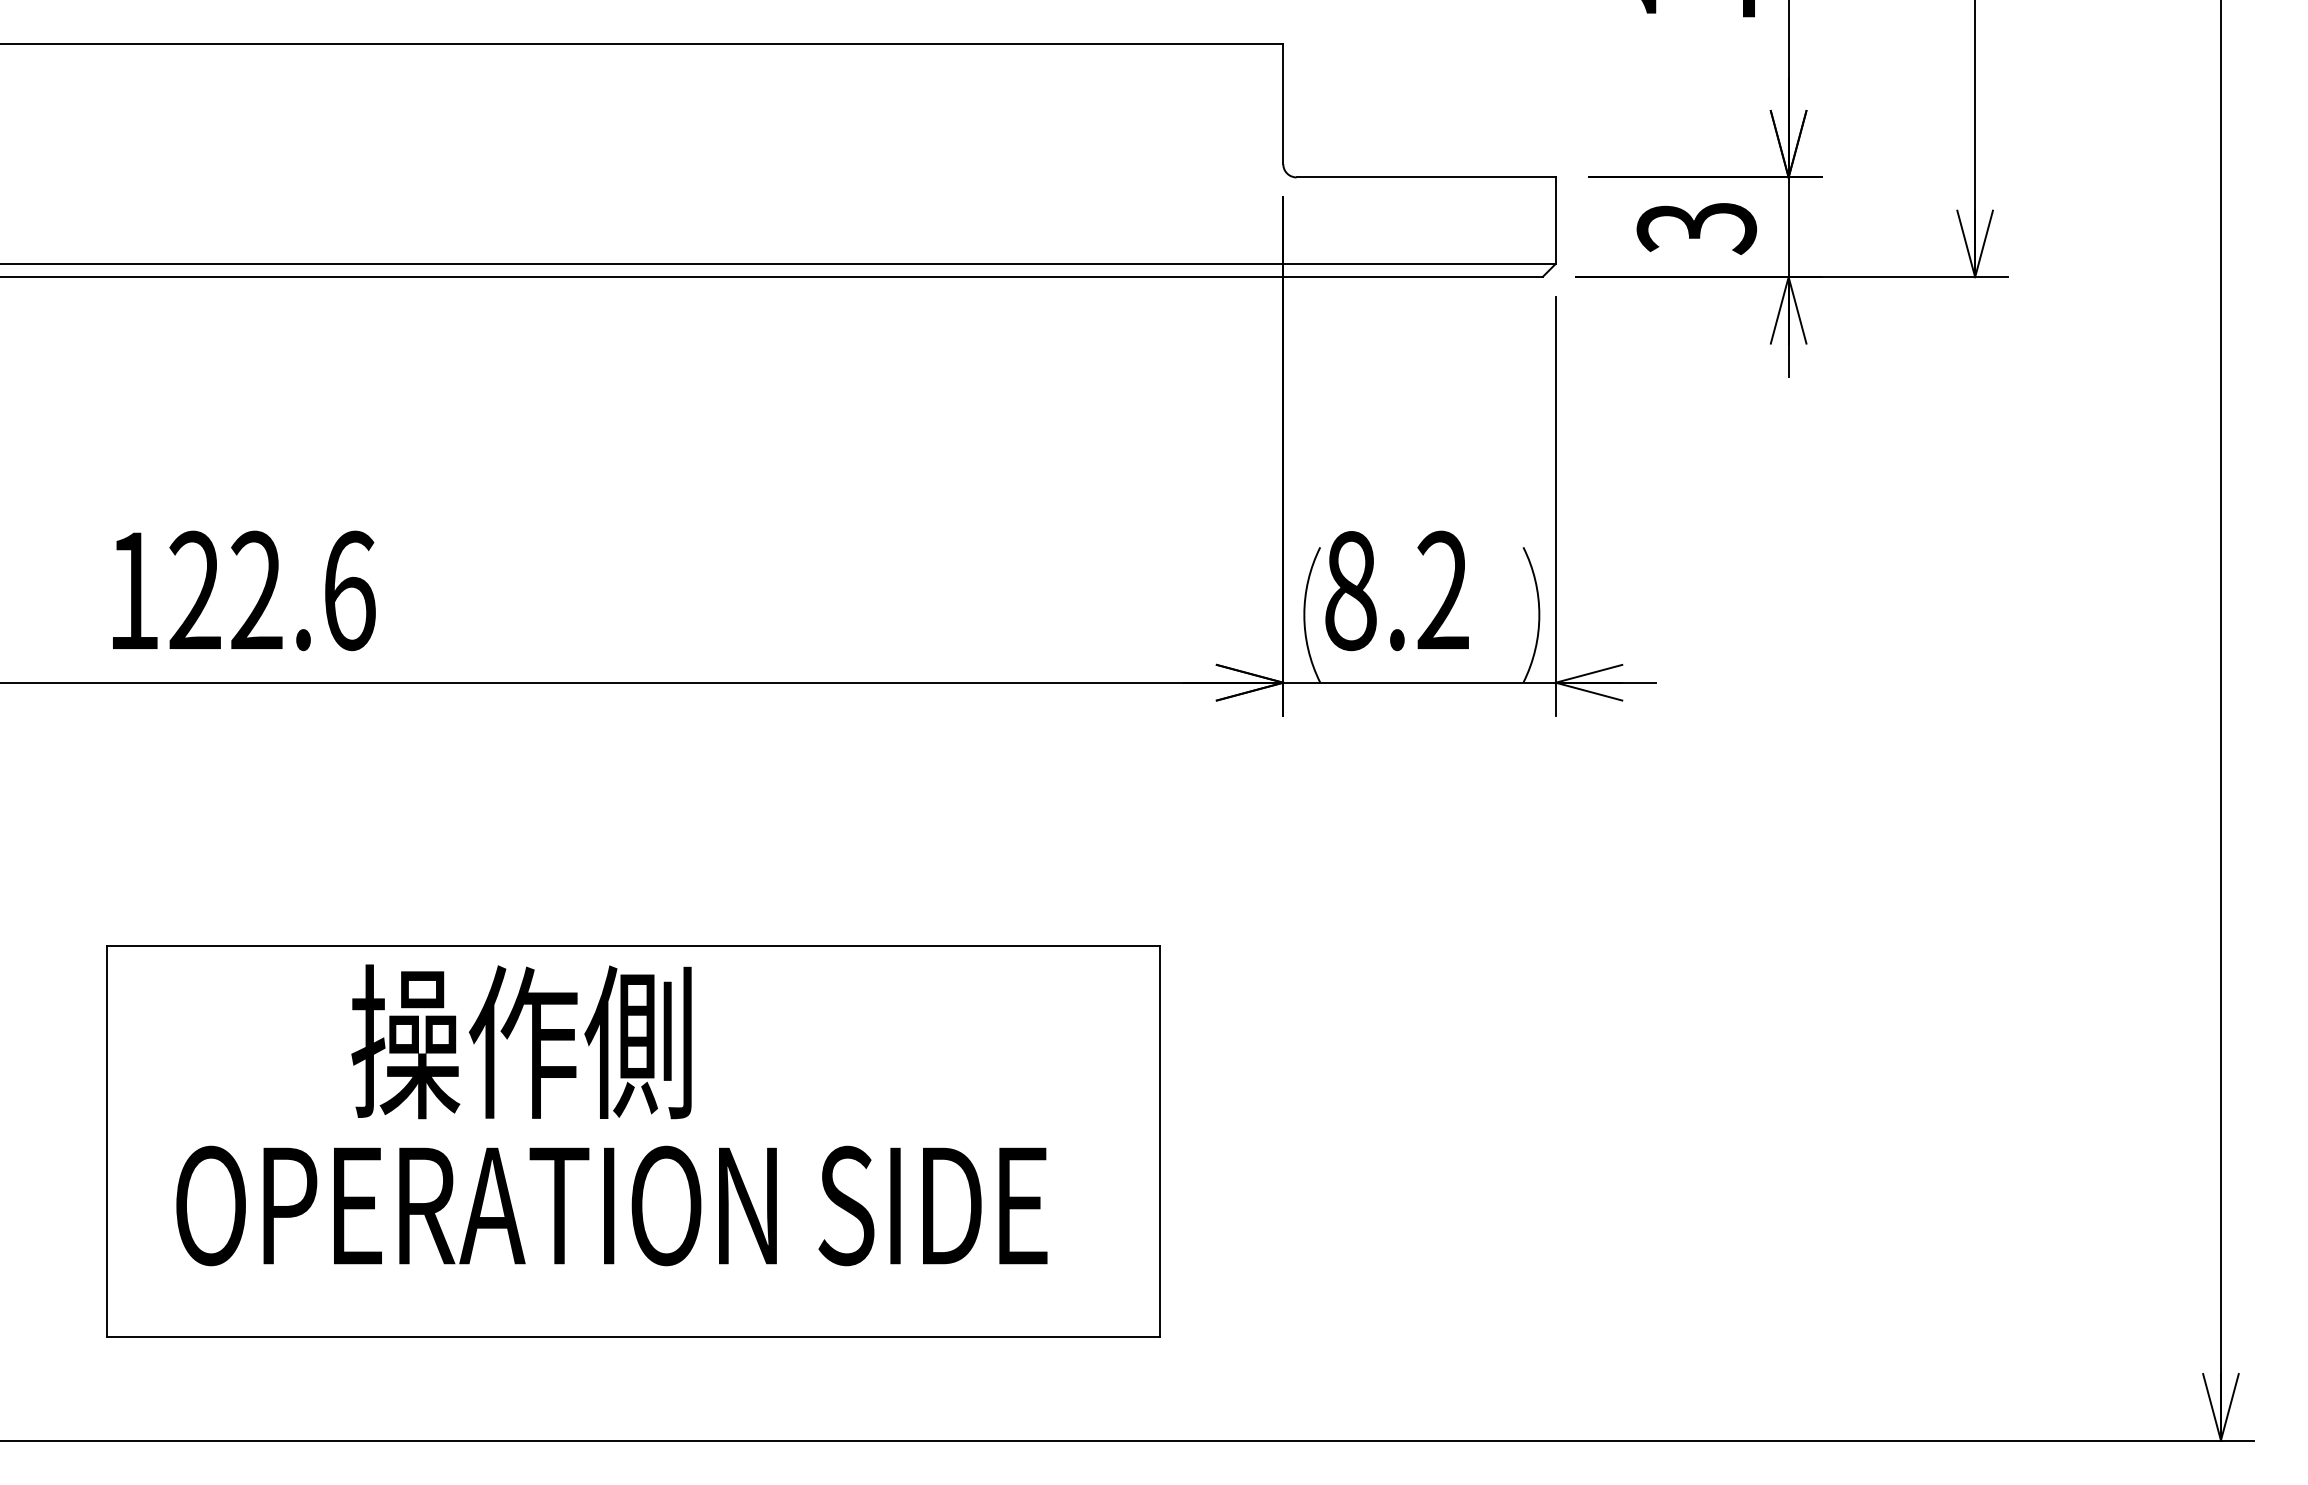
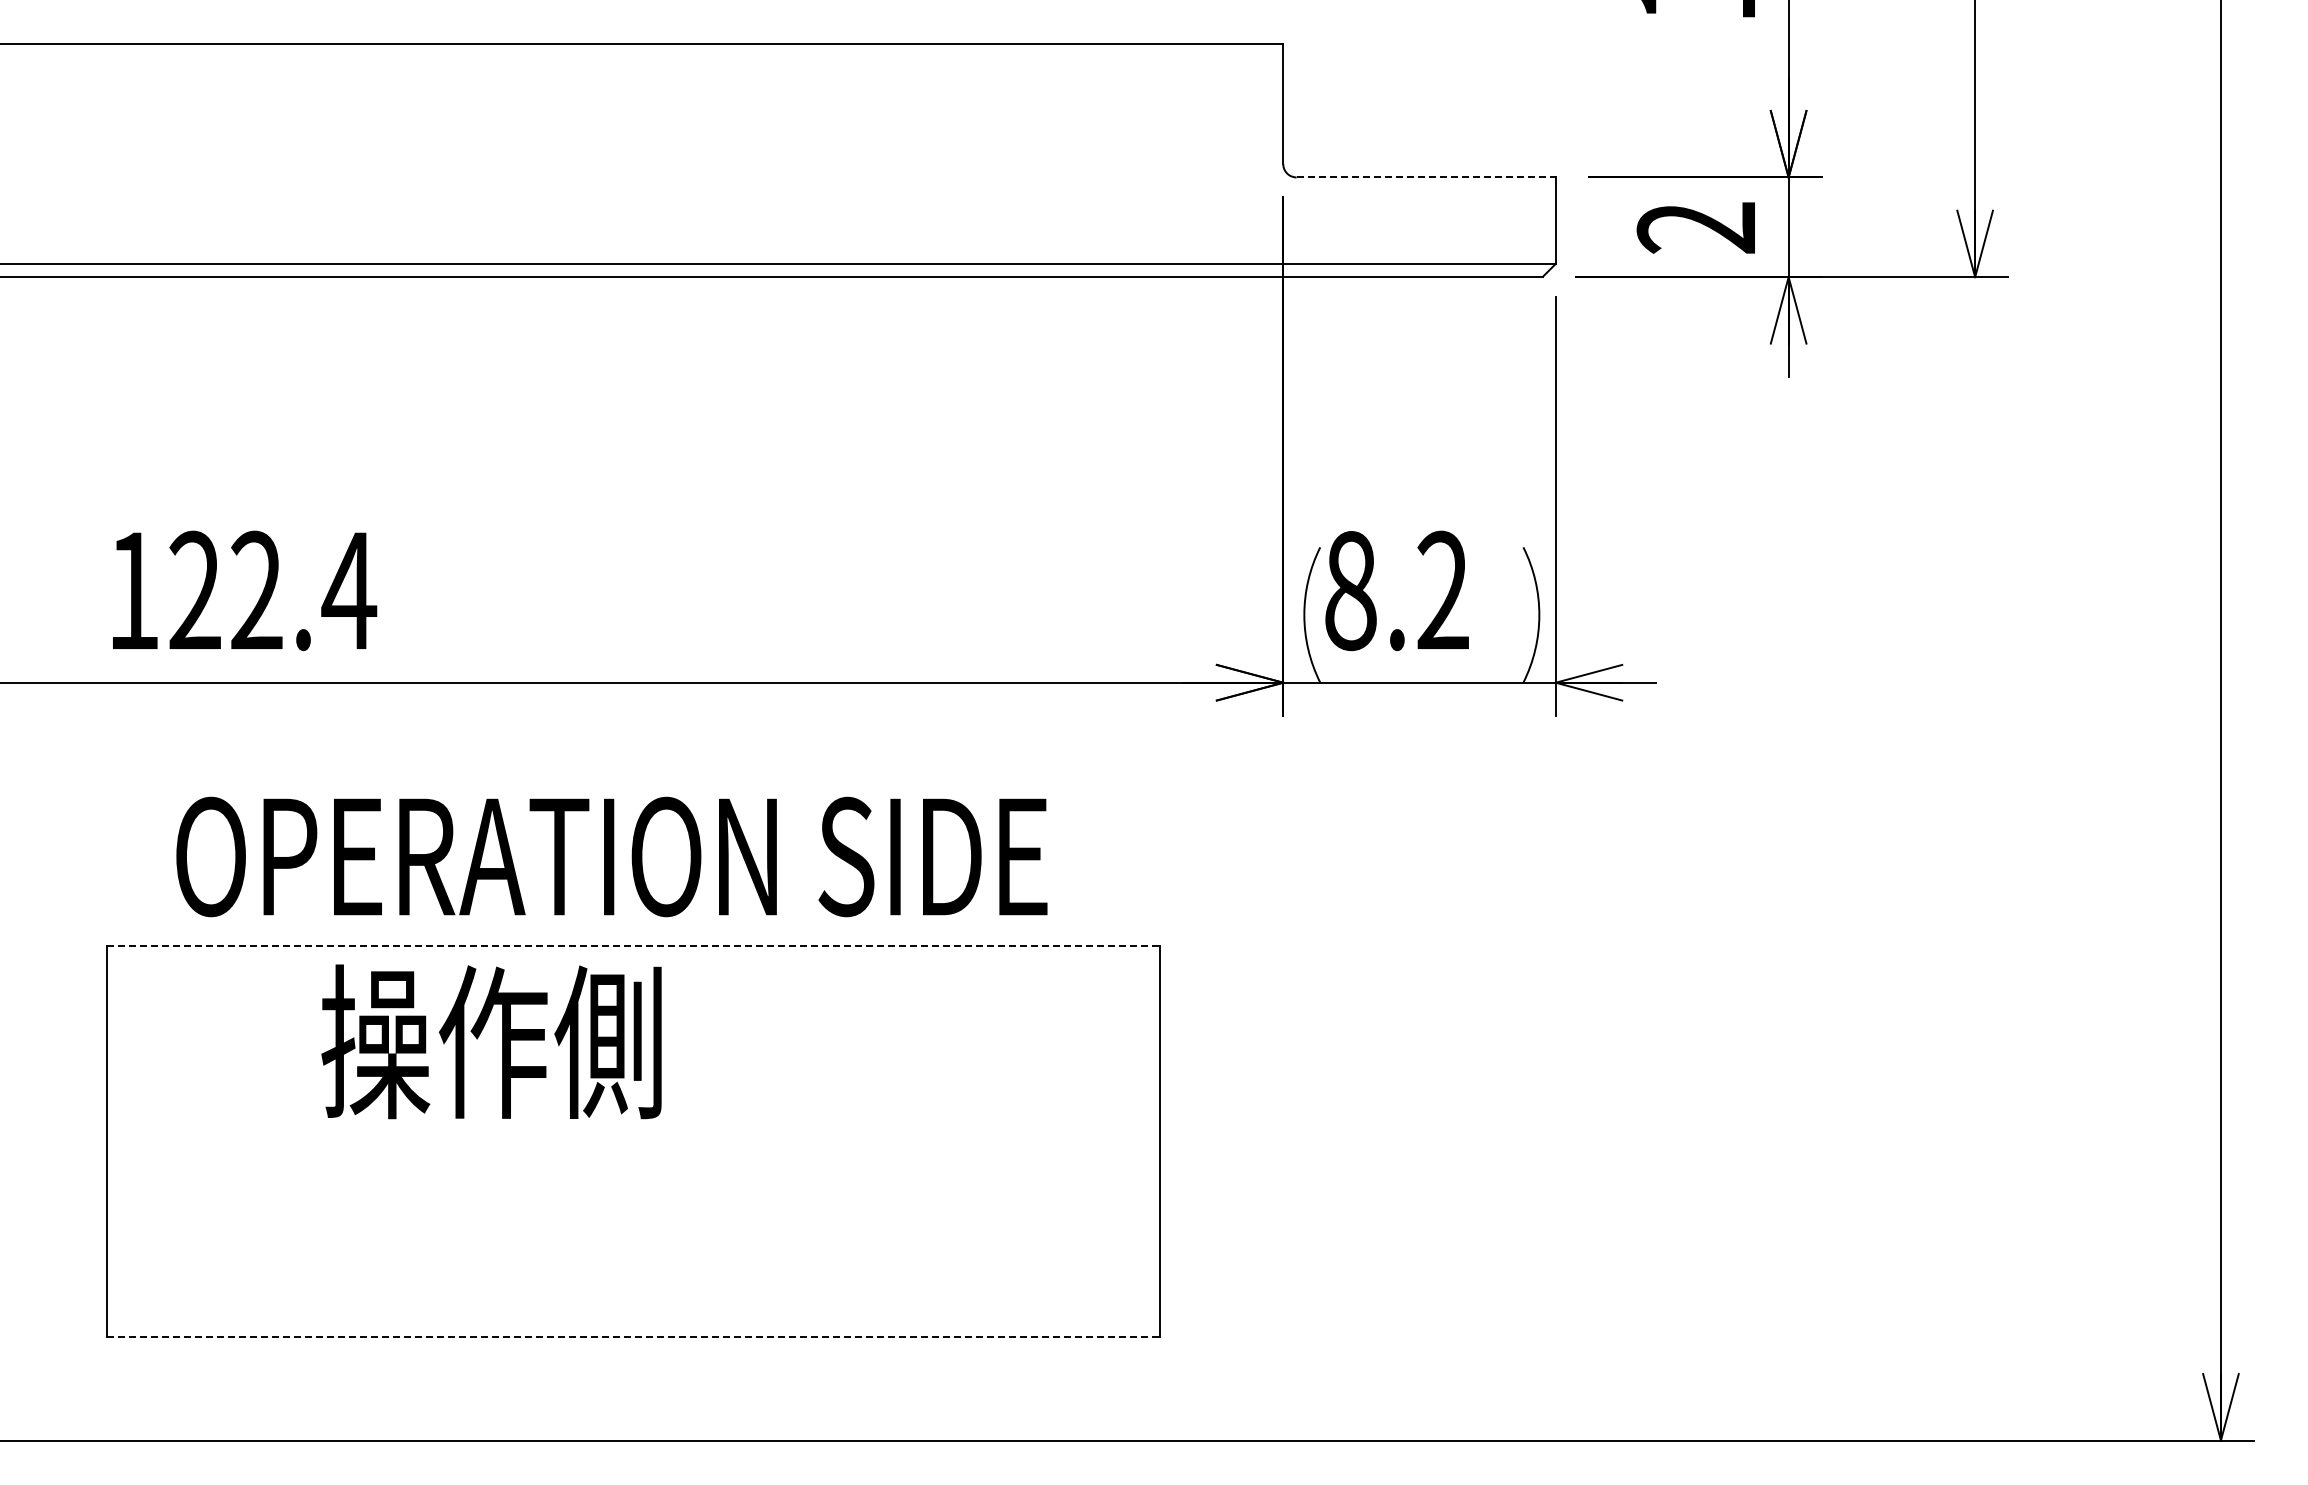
line: solid -> dashed (1426, 177)
text: 3 -> 2 (1696, 228)
text: 122.6 -> 122.4 (349, 590)
line: solid -> dashed (633, 946)
text position: (521, 1041) -> (491, 1041) (491, 1041)
text position: (611, 1205) -> (611, 856) (611, 856)
line: solid -> dashed (633, 1336)
